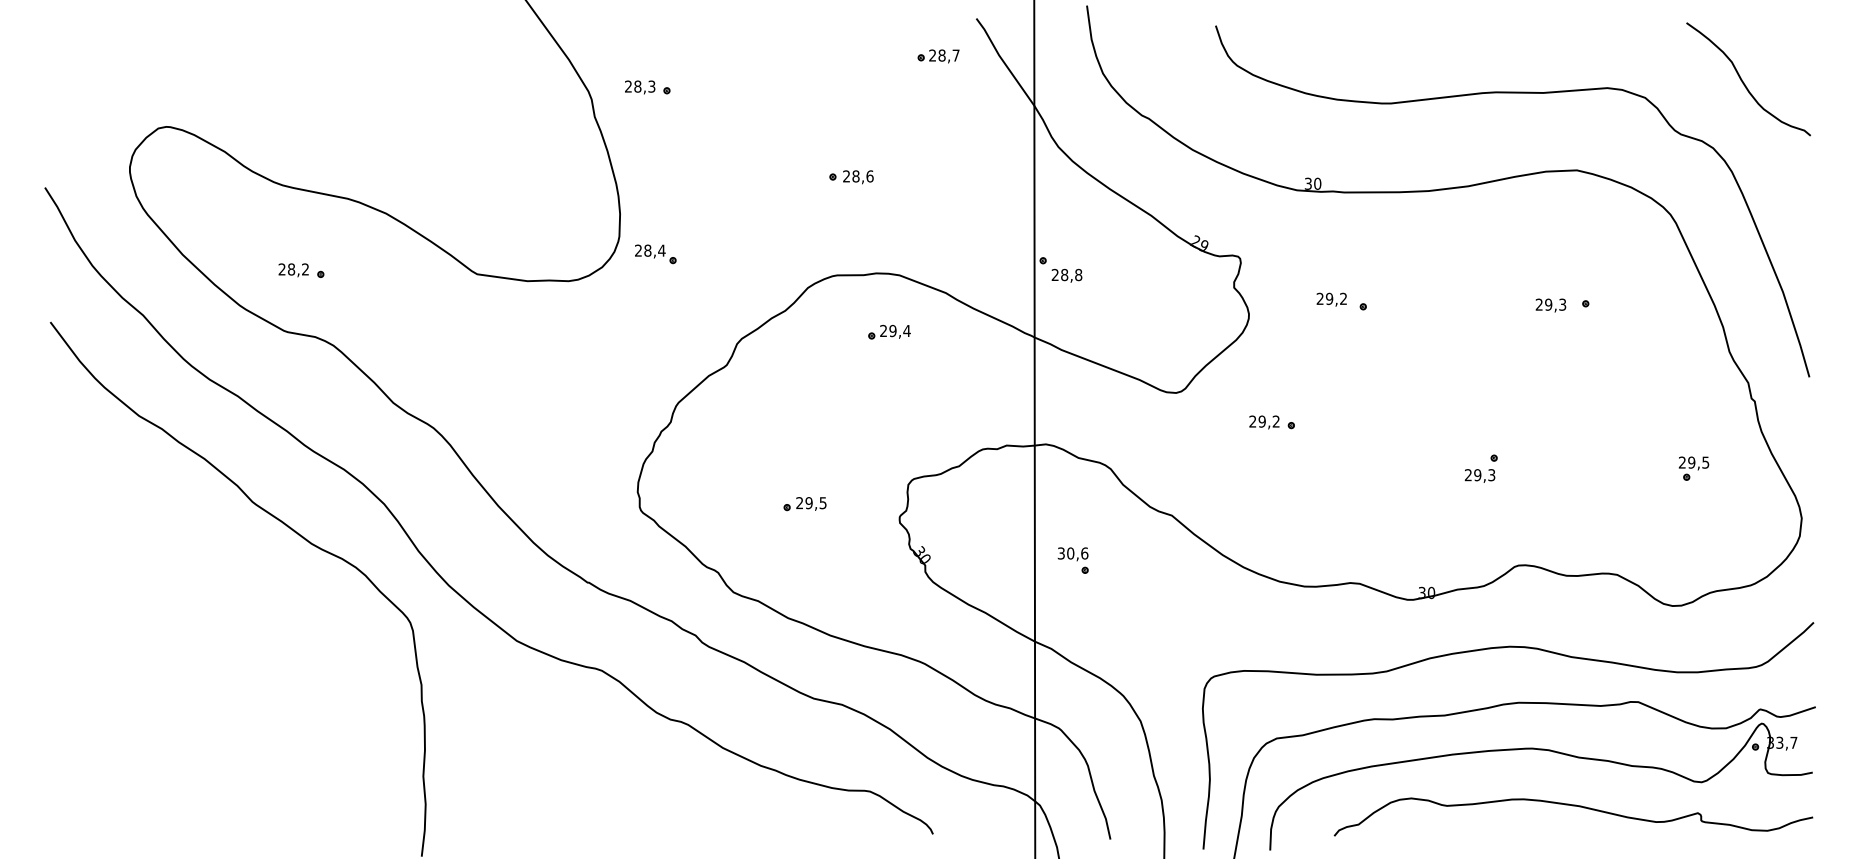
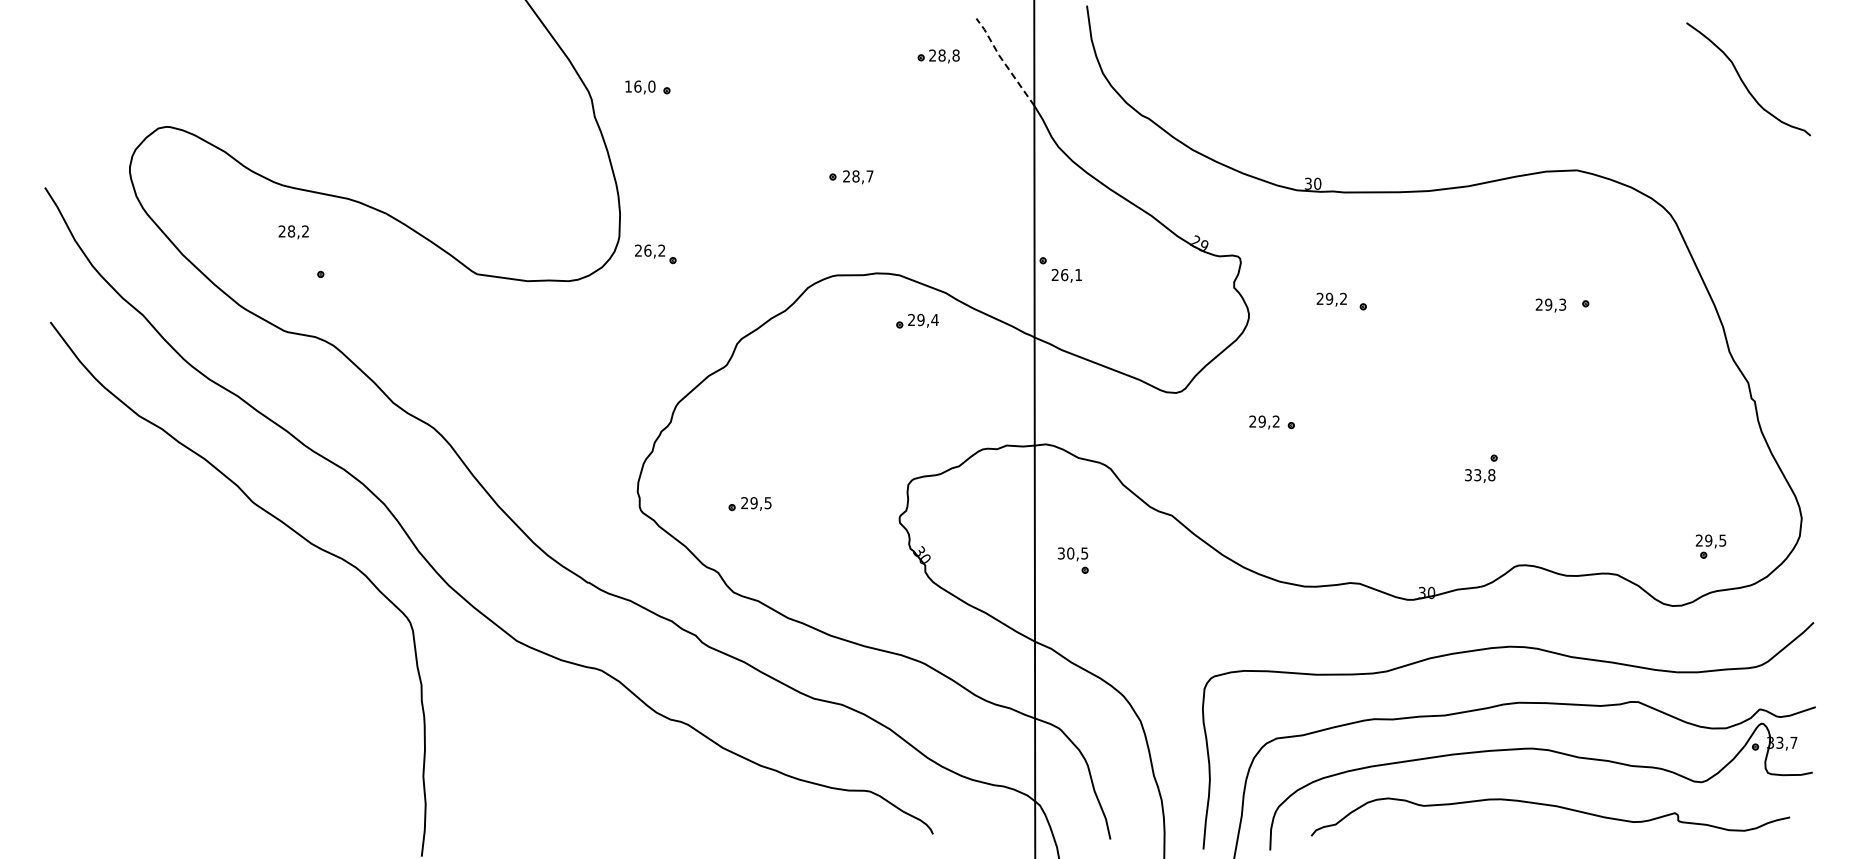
text: 28,7 -> 28,8 (955, 55)
line: solid -> dashed (1003, 61)
text: 28,3 -> 16,0 (640, 86)
curve: present -> none (1512, 93)
text: 28,6 -> 28,7 (869, 176)
text: 28,4 -> 26,2 (654, 250)
text position: (293, 270) -> (293, 232) (293, 232)
text: 28,8 -> 26,1 (1071, 274)
part position: (889, 331) -> (917, 320) (917, 320)
part position: (1693, 468) -> (1710, 546) (1710, 546)
text: 29,3 -> 33,8 (1480, 475)
part position: (804, 504) -> (749, 504) (749, 504)
text: 30,6 -> 30,5 (1084, 553)
curve position: (1573, 806) -> (1550, 806) (1550, 806)
